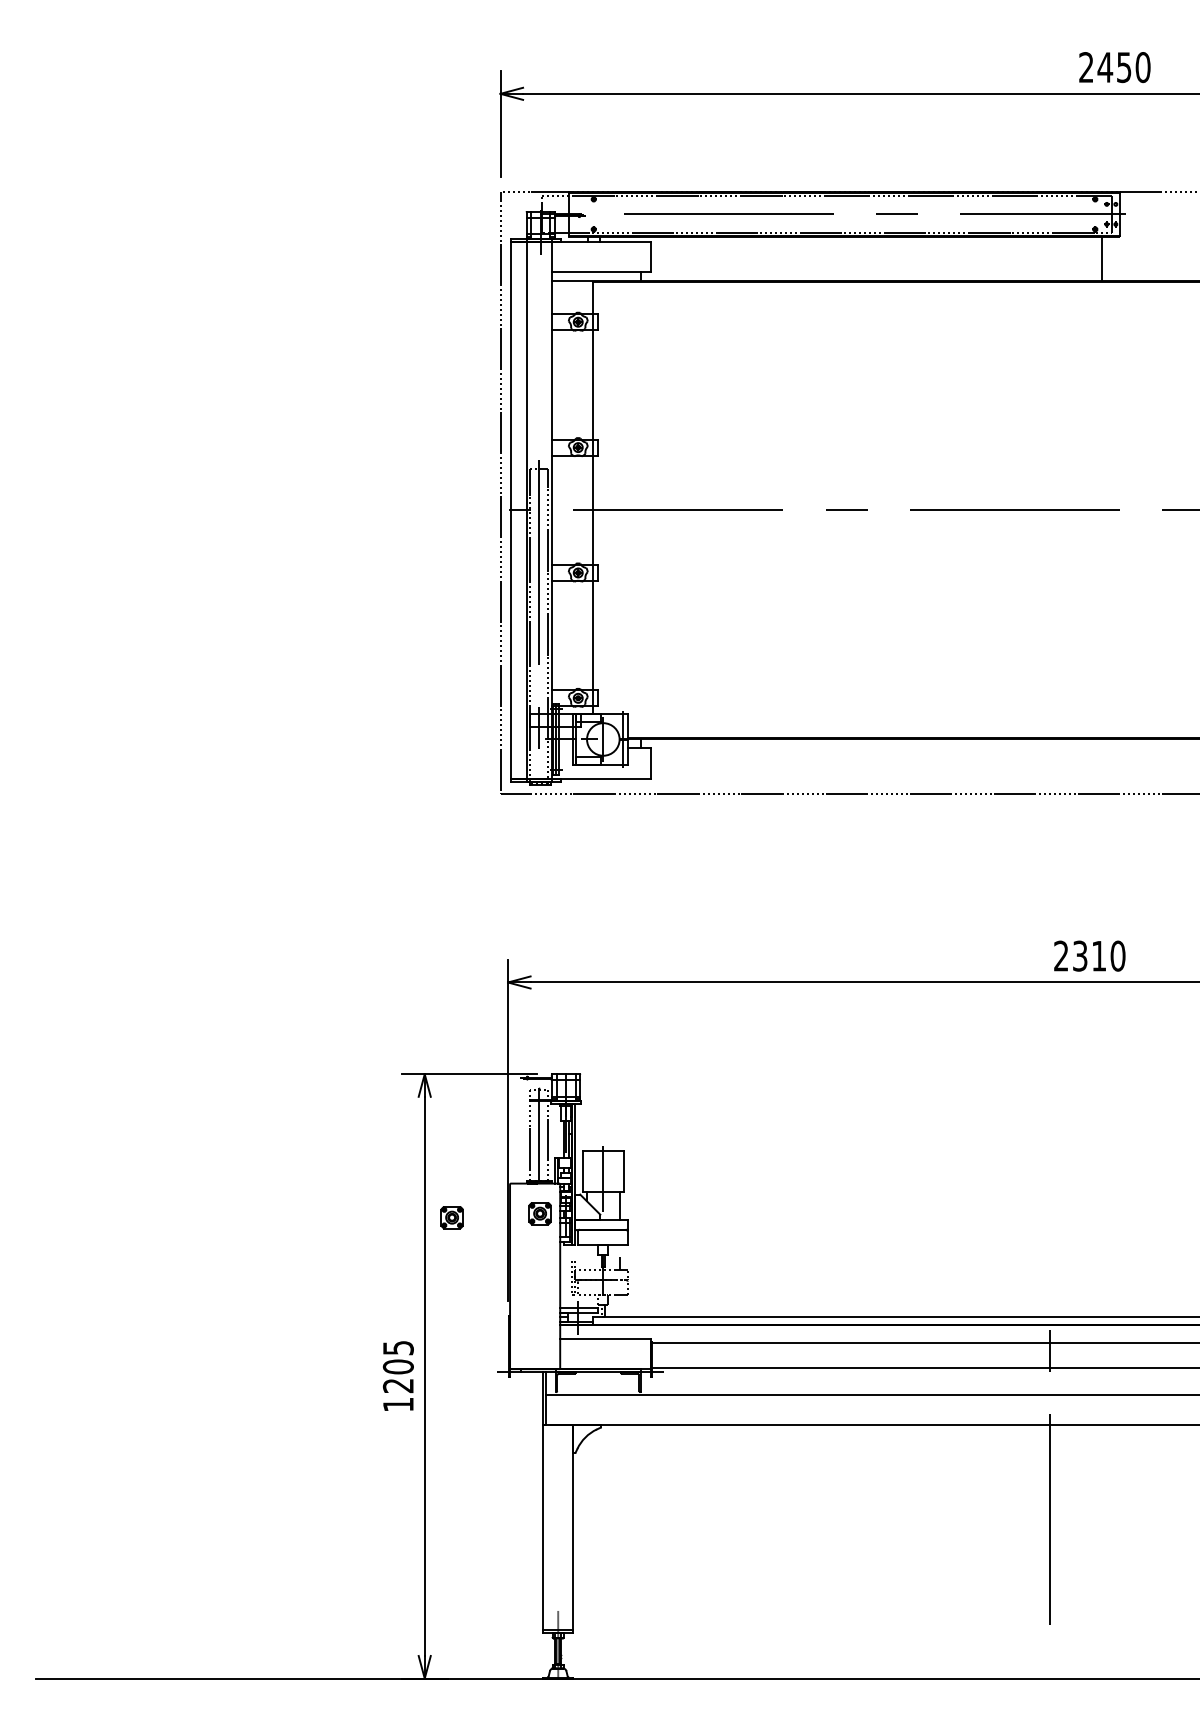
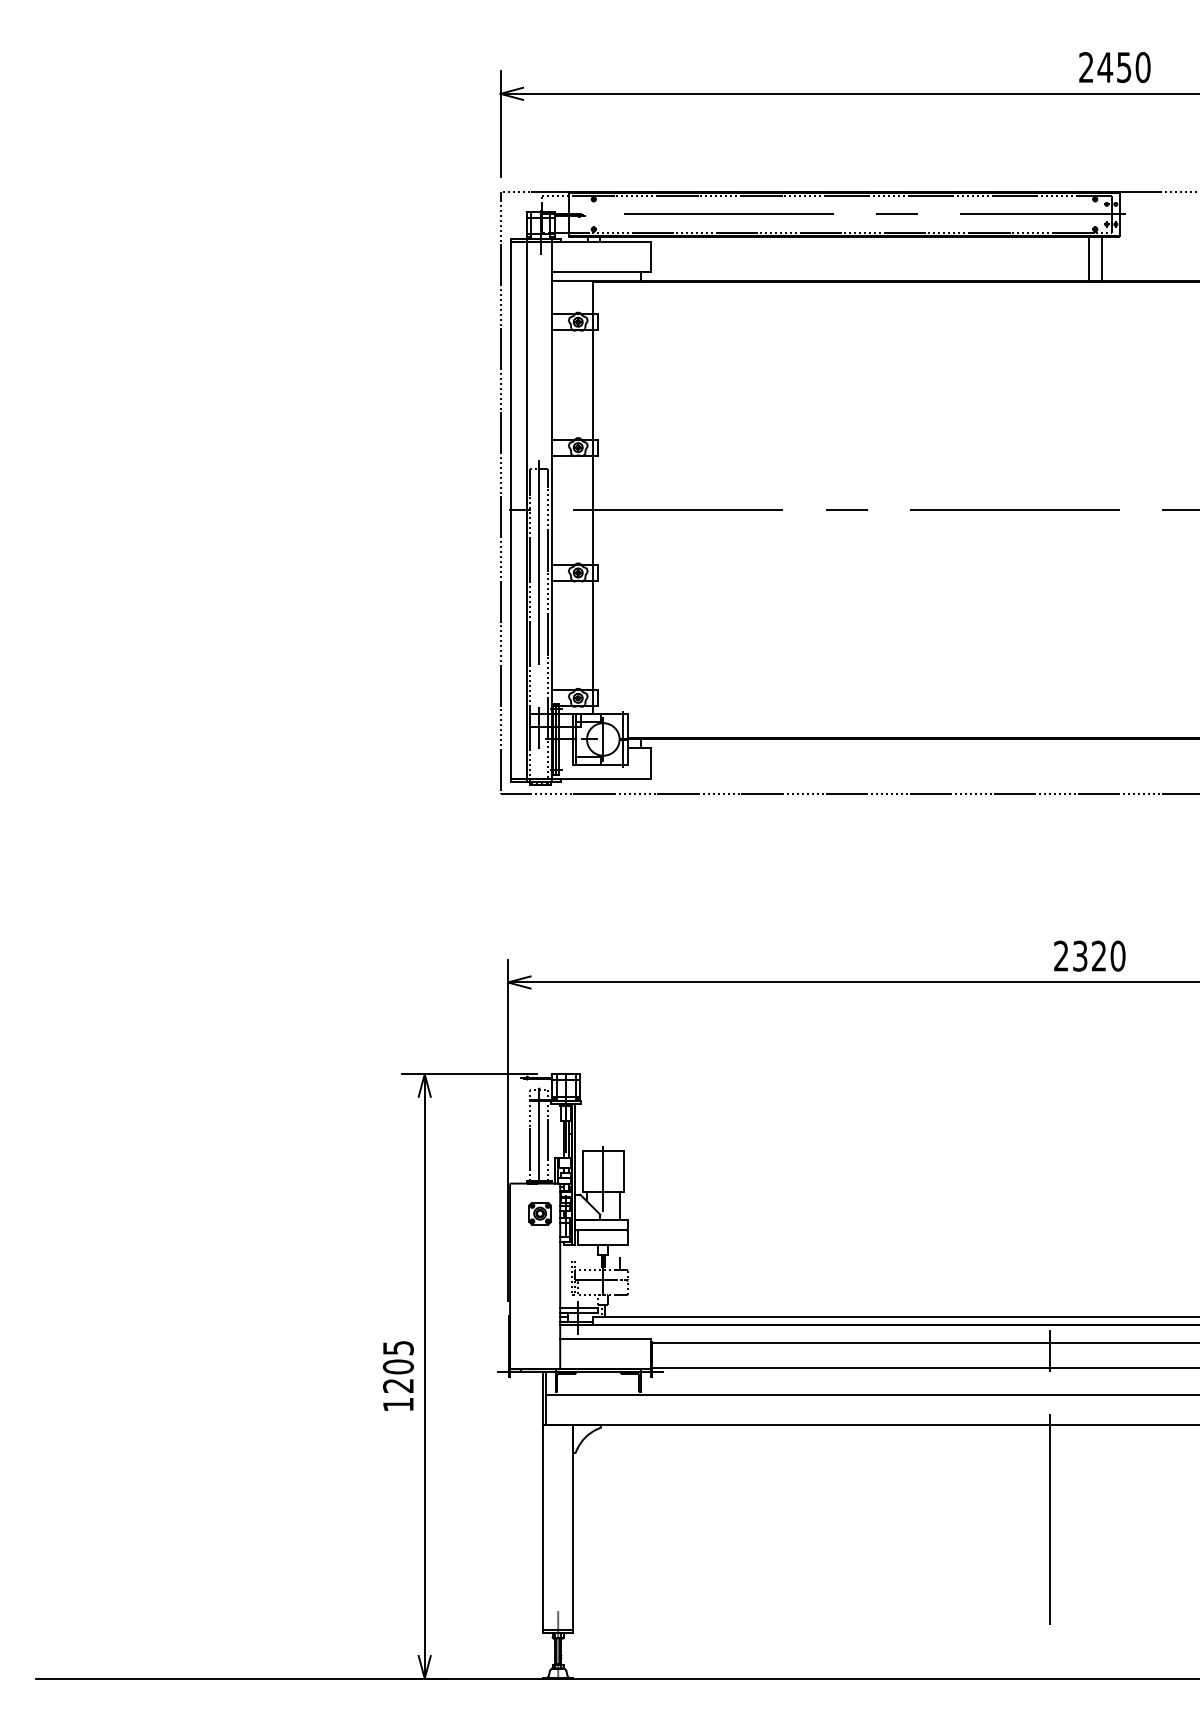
line: none -> present (1089, 258)
text: 2310 -> 2320 (1098, 955)
part: present -> none (451, 1217)
